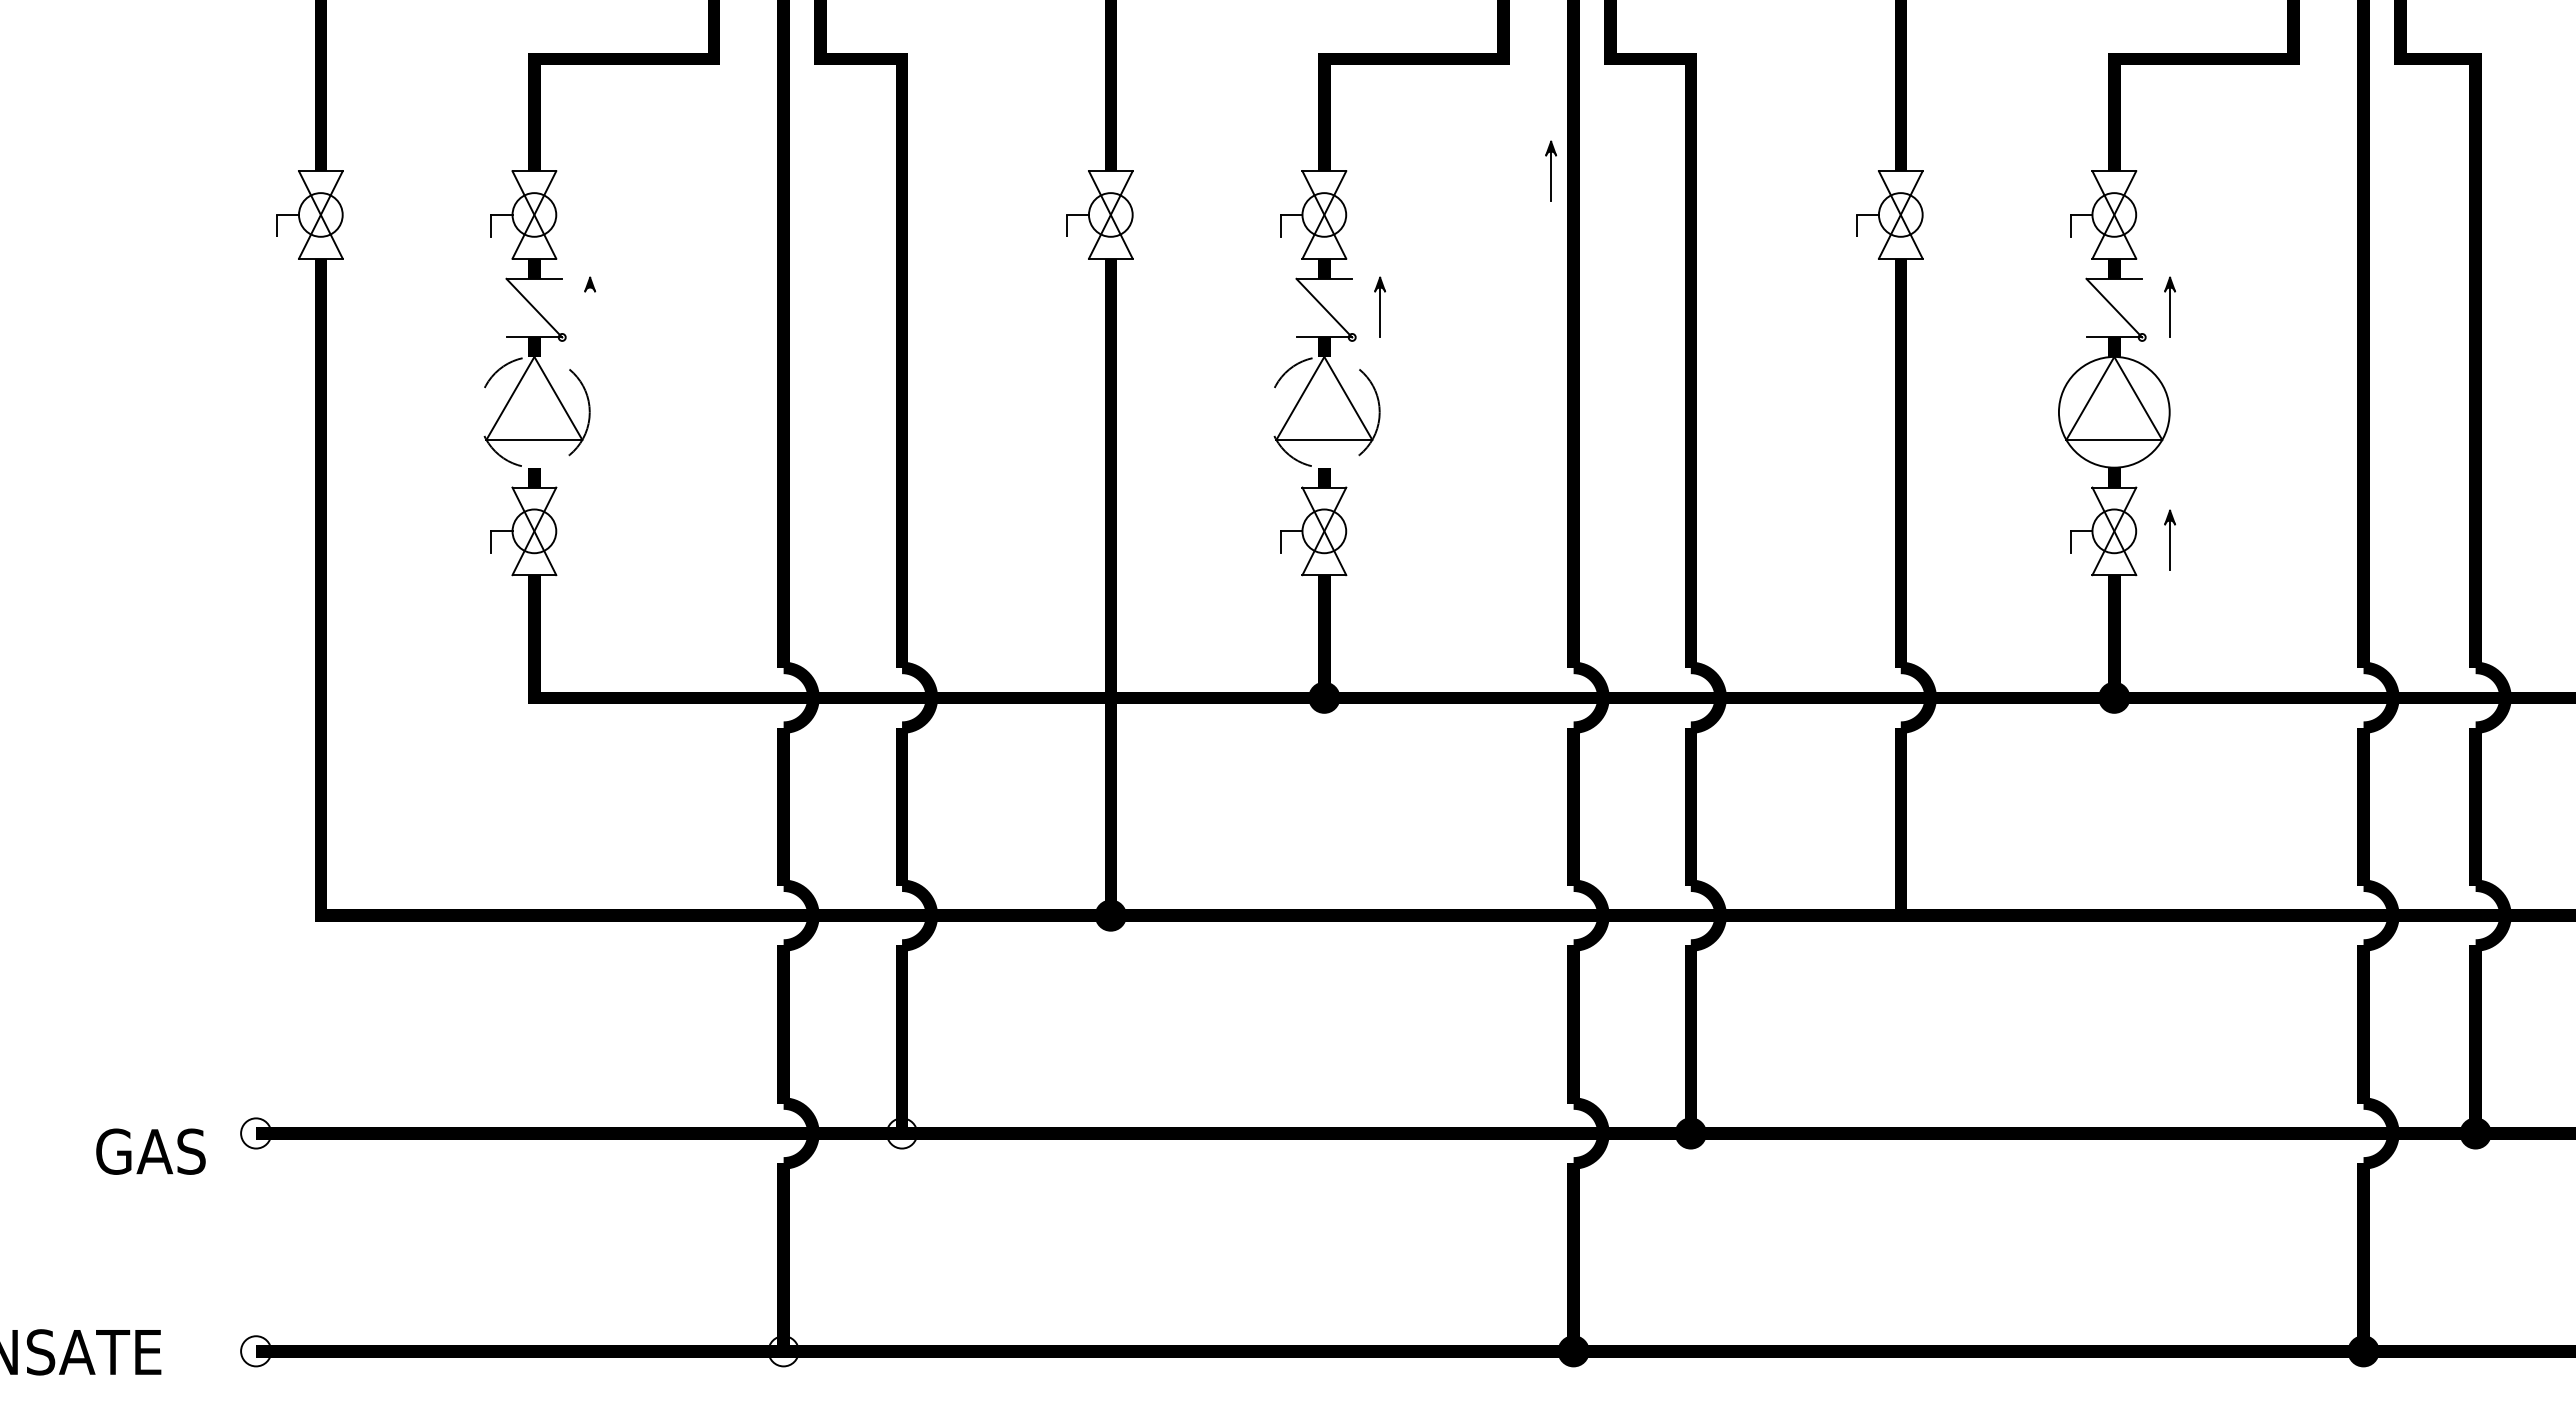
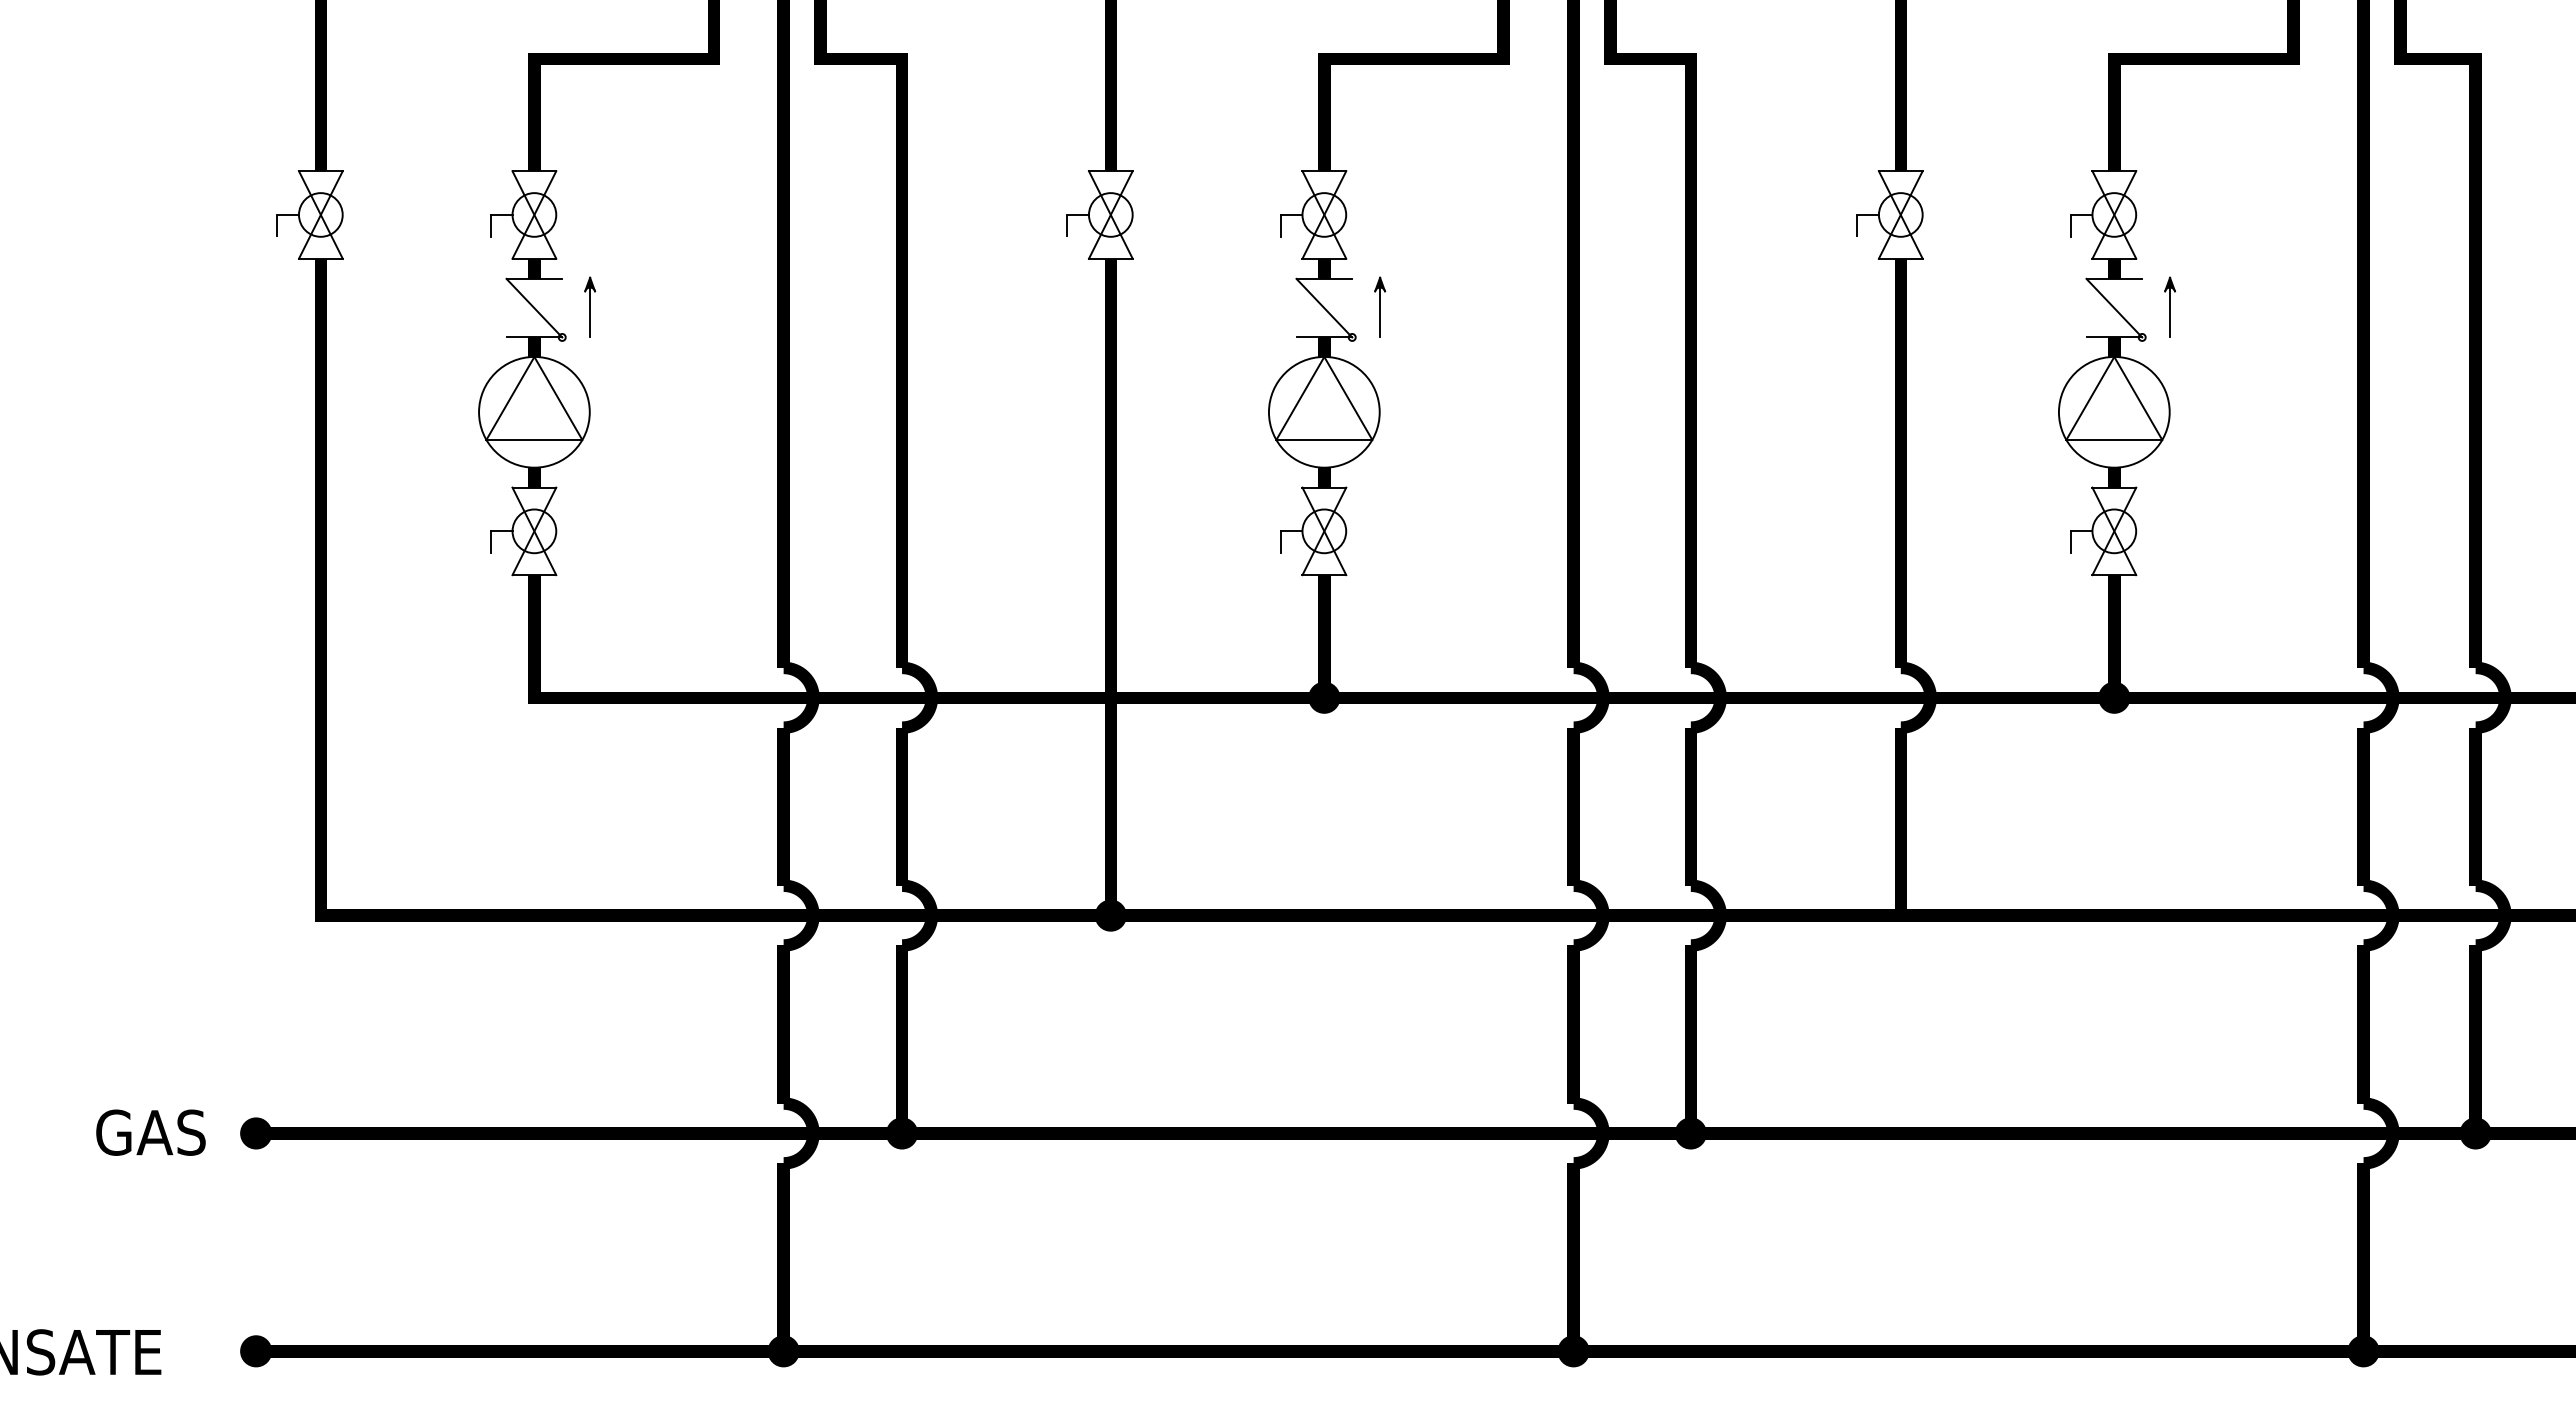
part: present -> none (1550, 170)
line: none -> present (590, 312)
circle: dashed -> solid (534, 411)
circle: dashed -> solid (1323, 411)
part: present -> none (2169, 539)
fill: none -> present (256, 1133)
fill: none -> present (901, 1133)
text position: (150, 1151) -> (150, 1132) (150, 1132)
fill: none -> present (256, 1351)
fill: none -> present (783, 1351)
